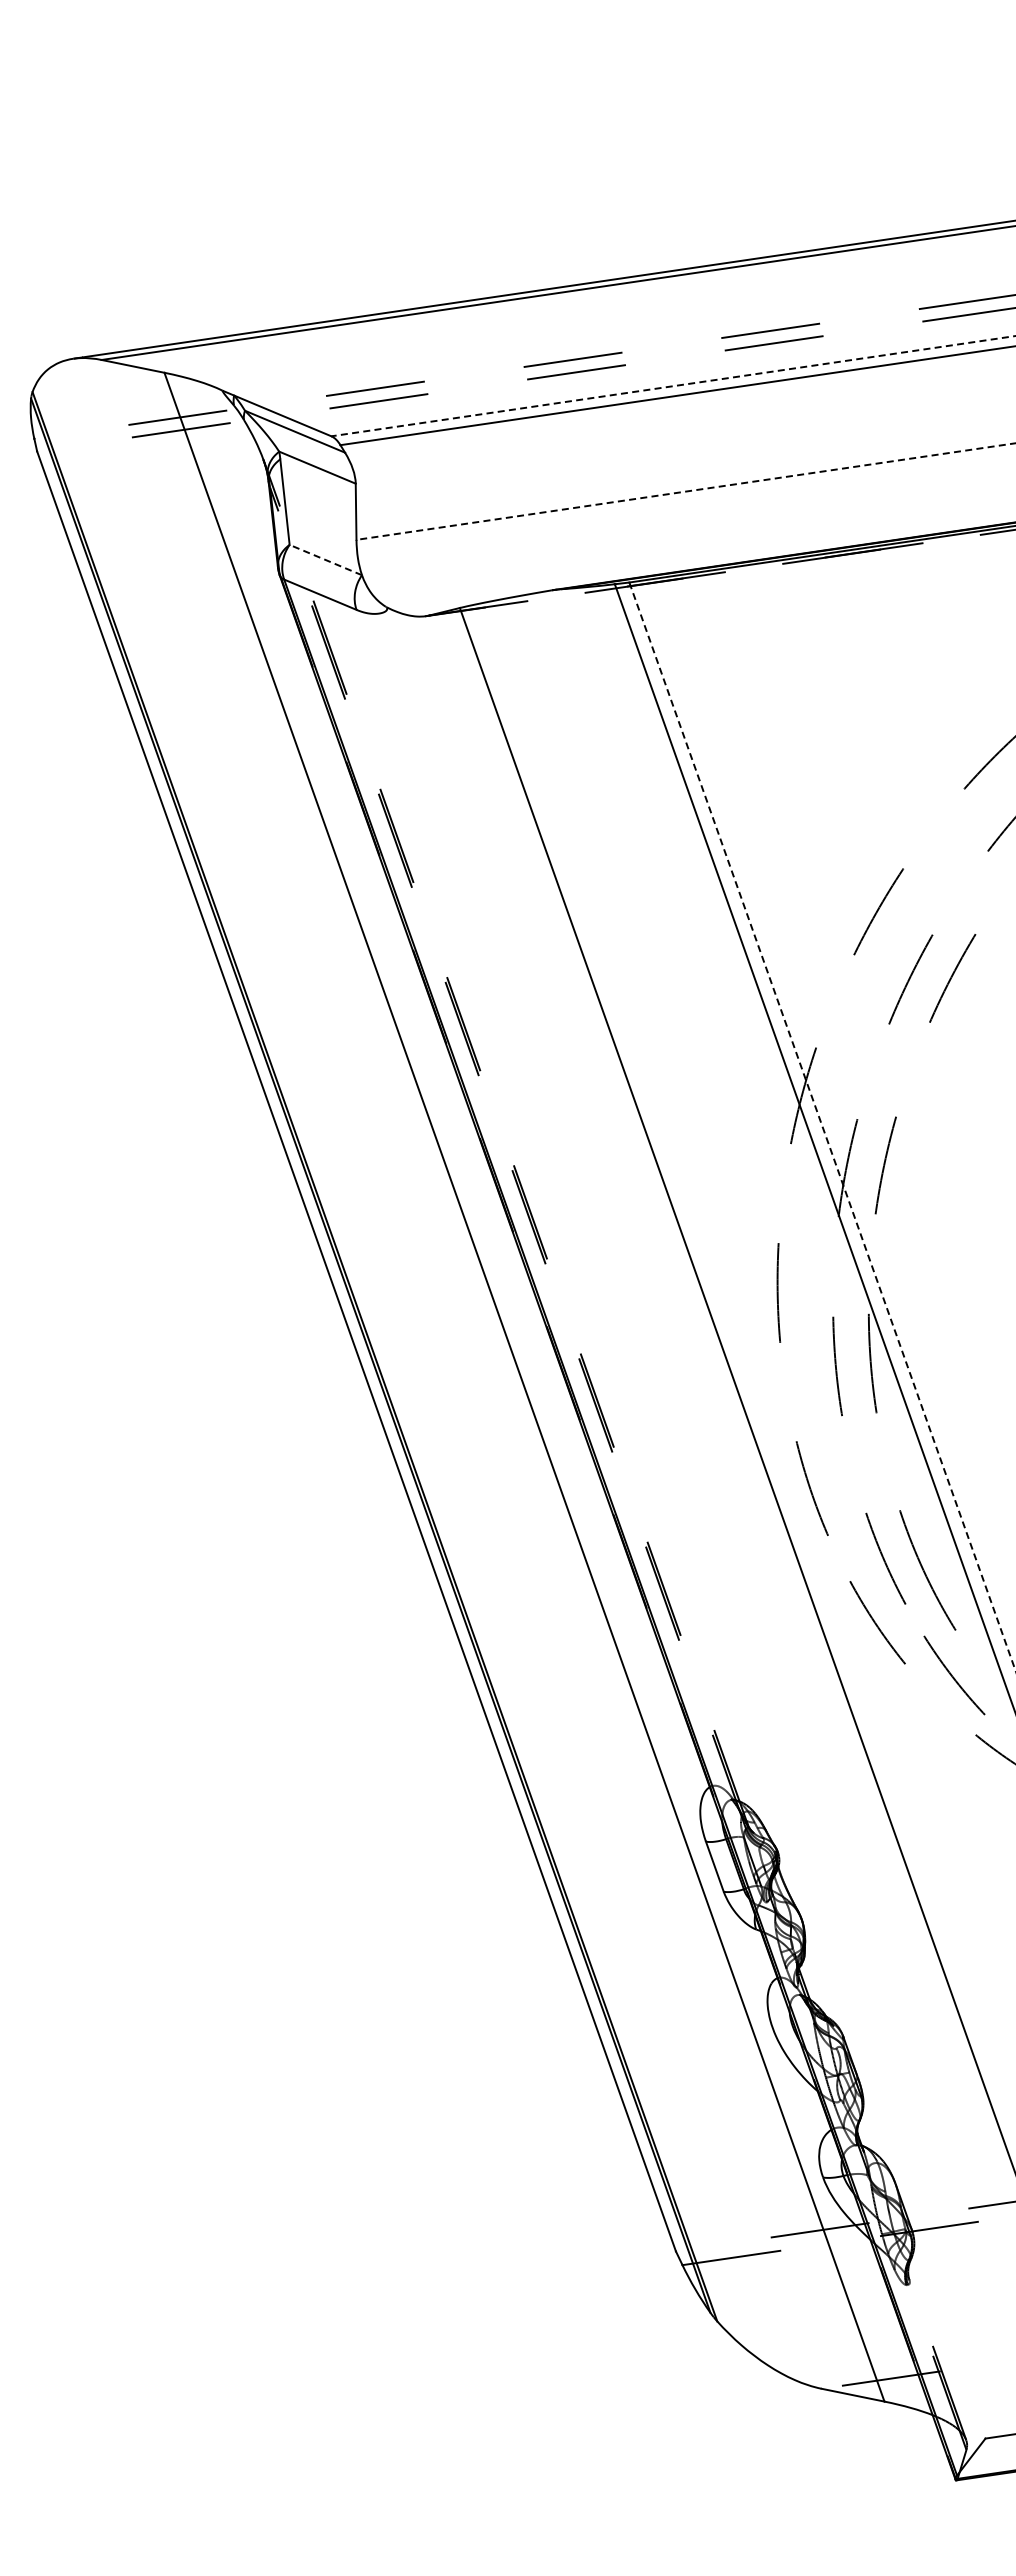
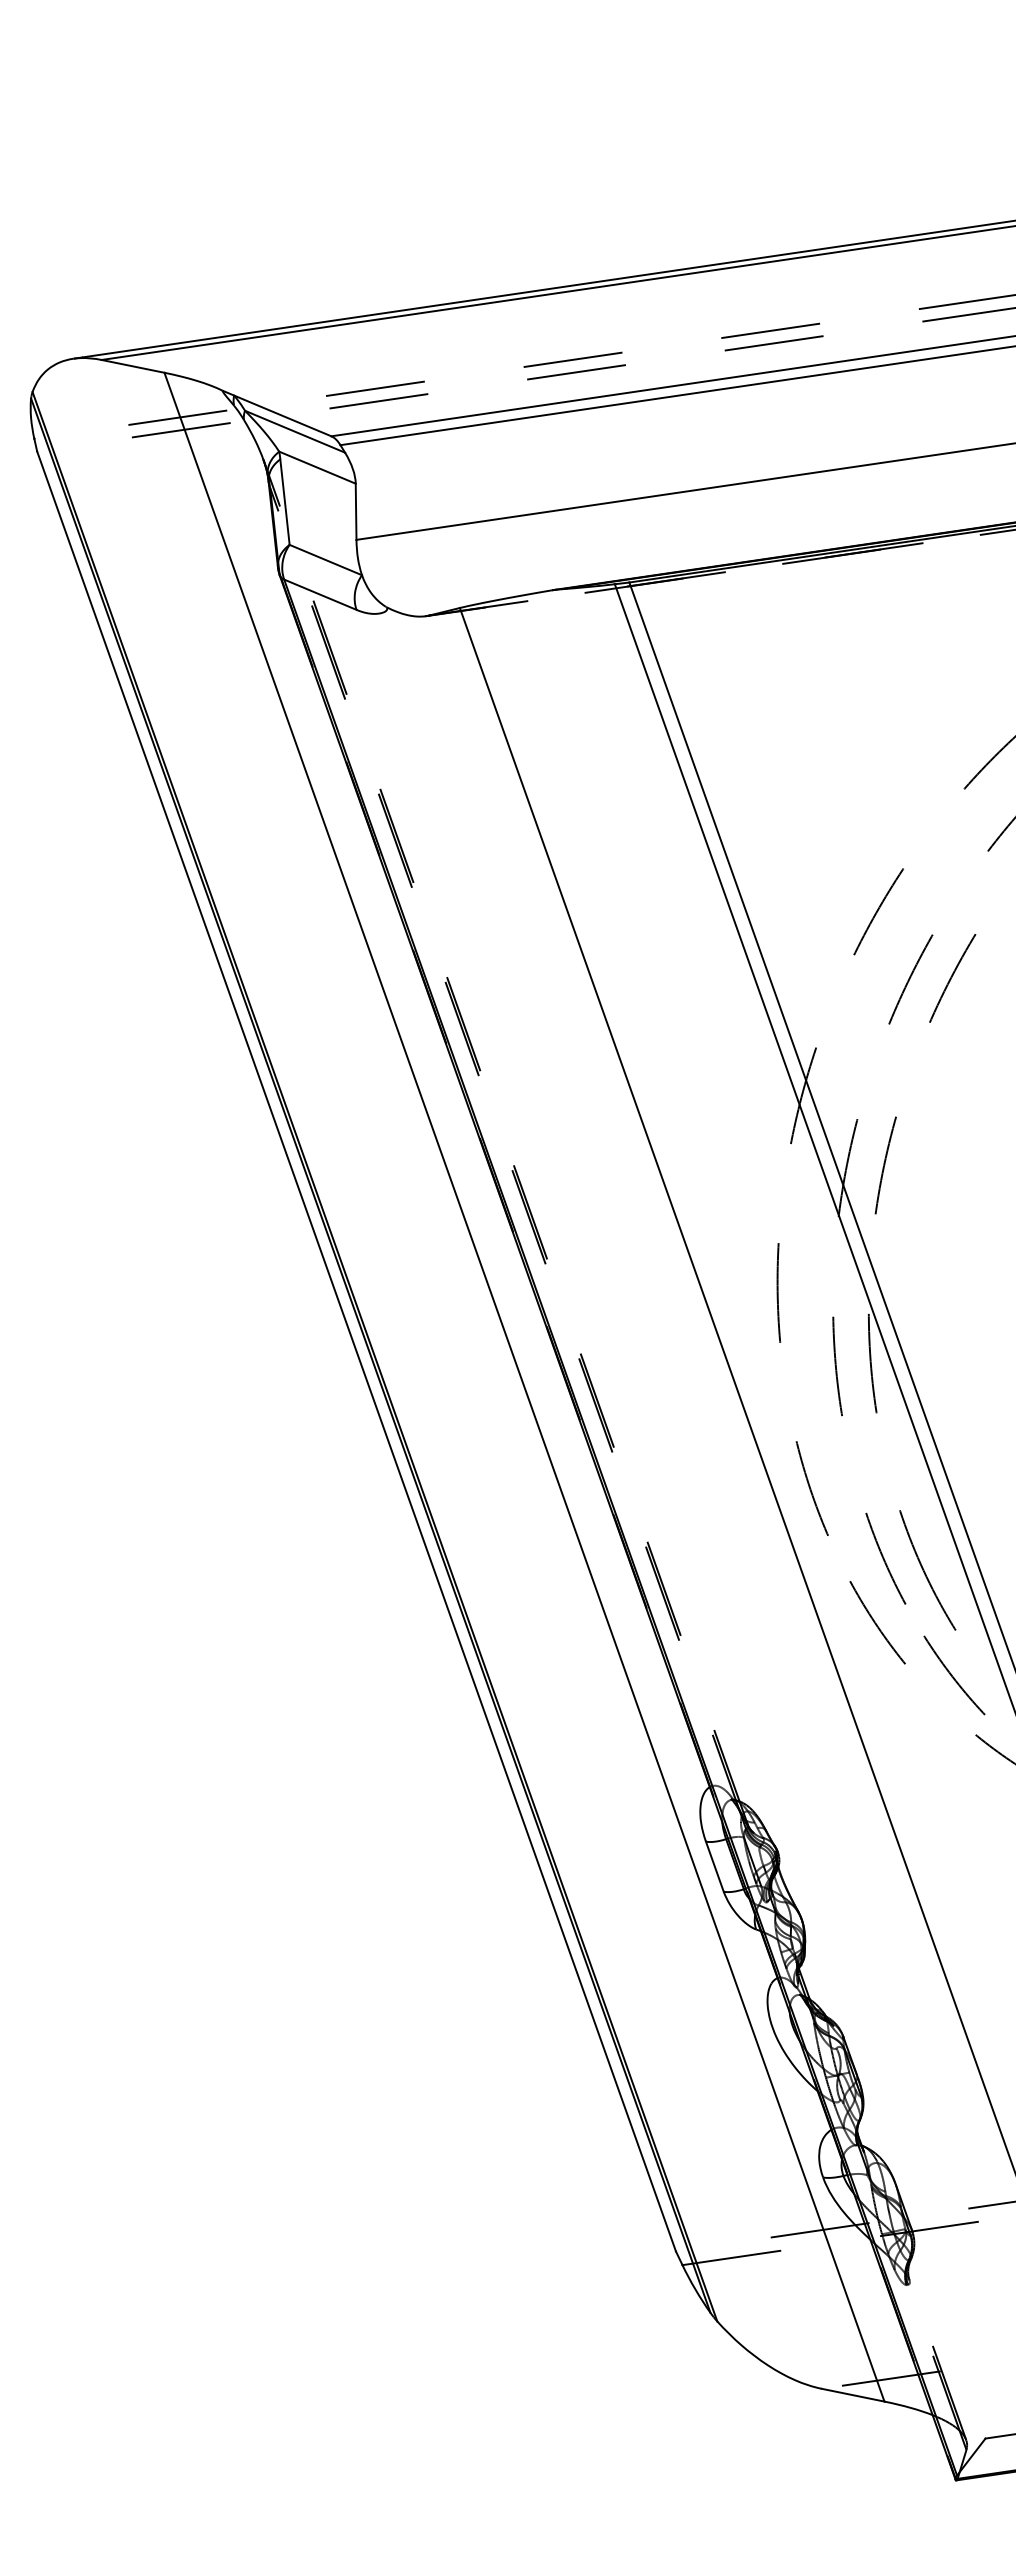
line: dashed -> solid (673, 386)
line: dashed -> solid (685, 491)
line: dashed -> solid (325, 559)
line: dashed -> solid (822, 1127)
